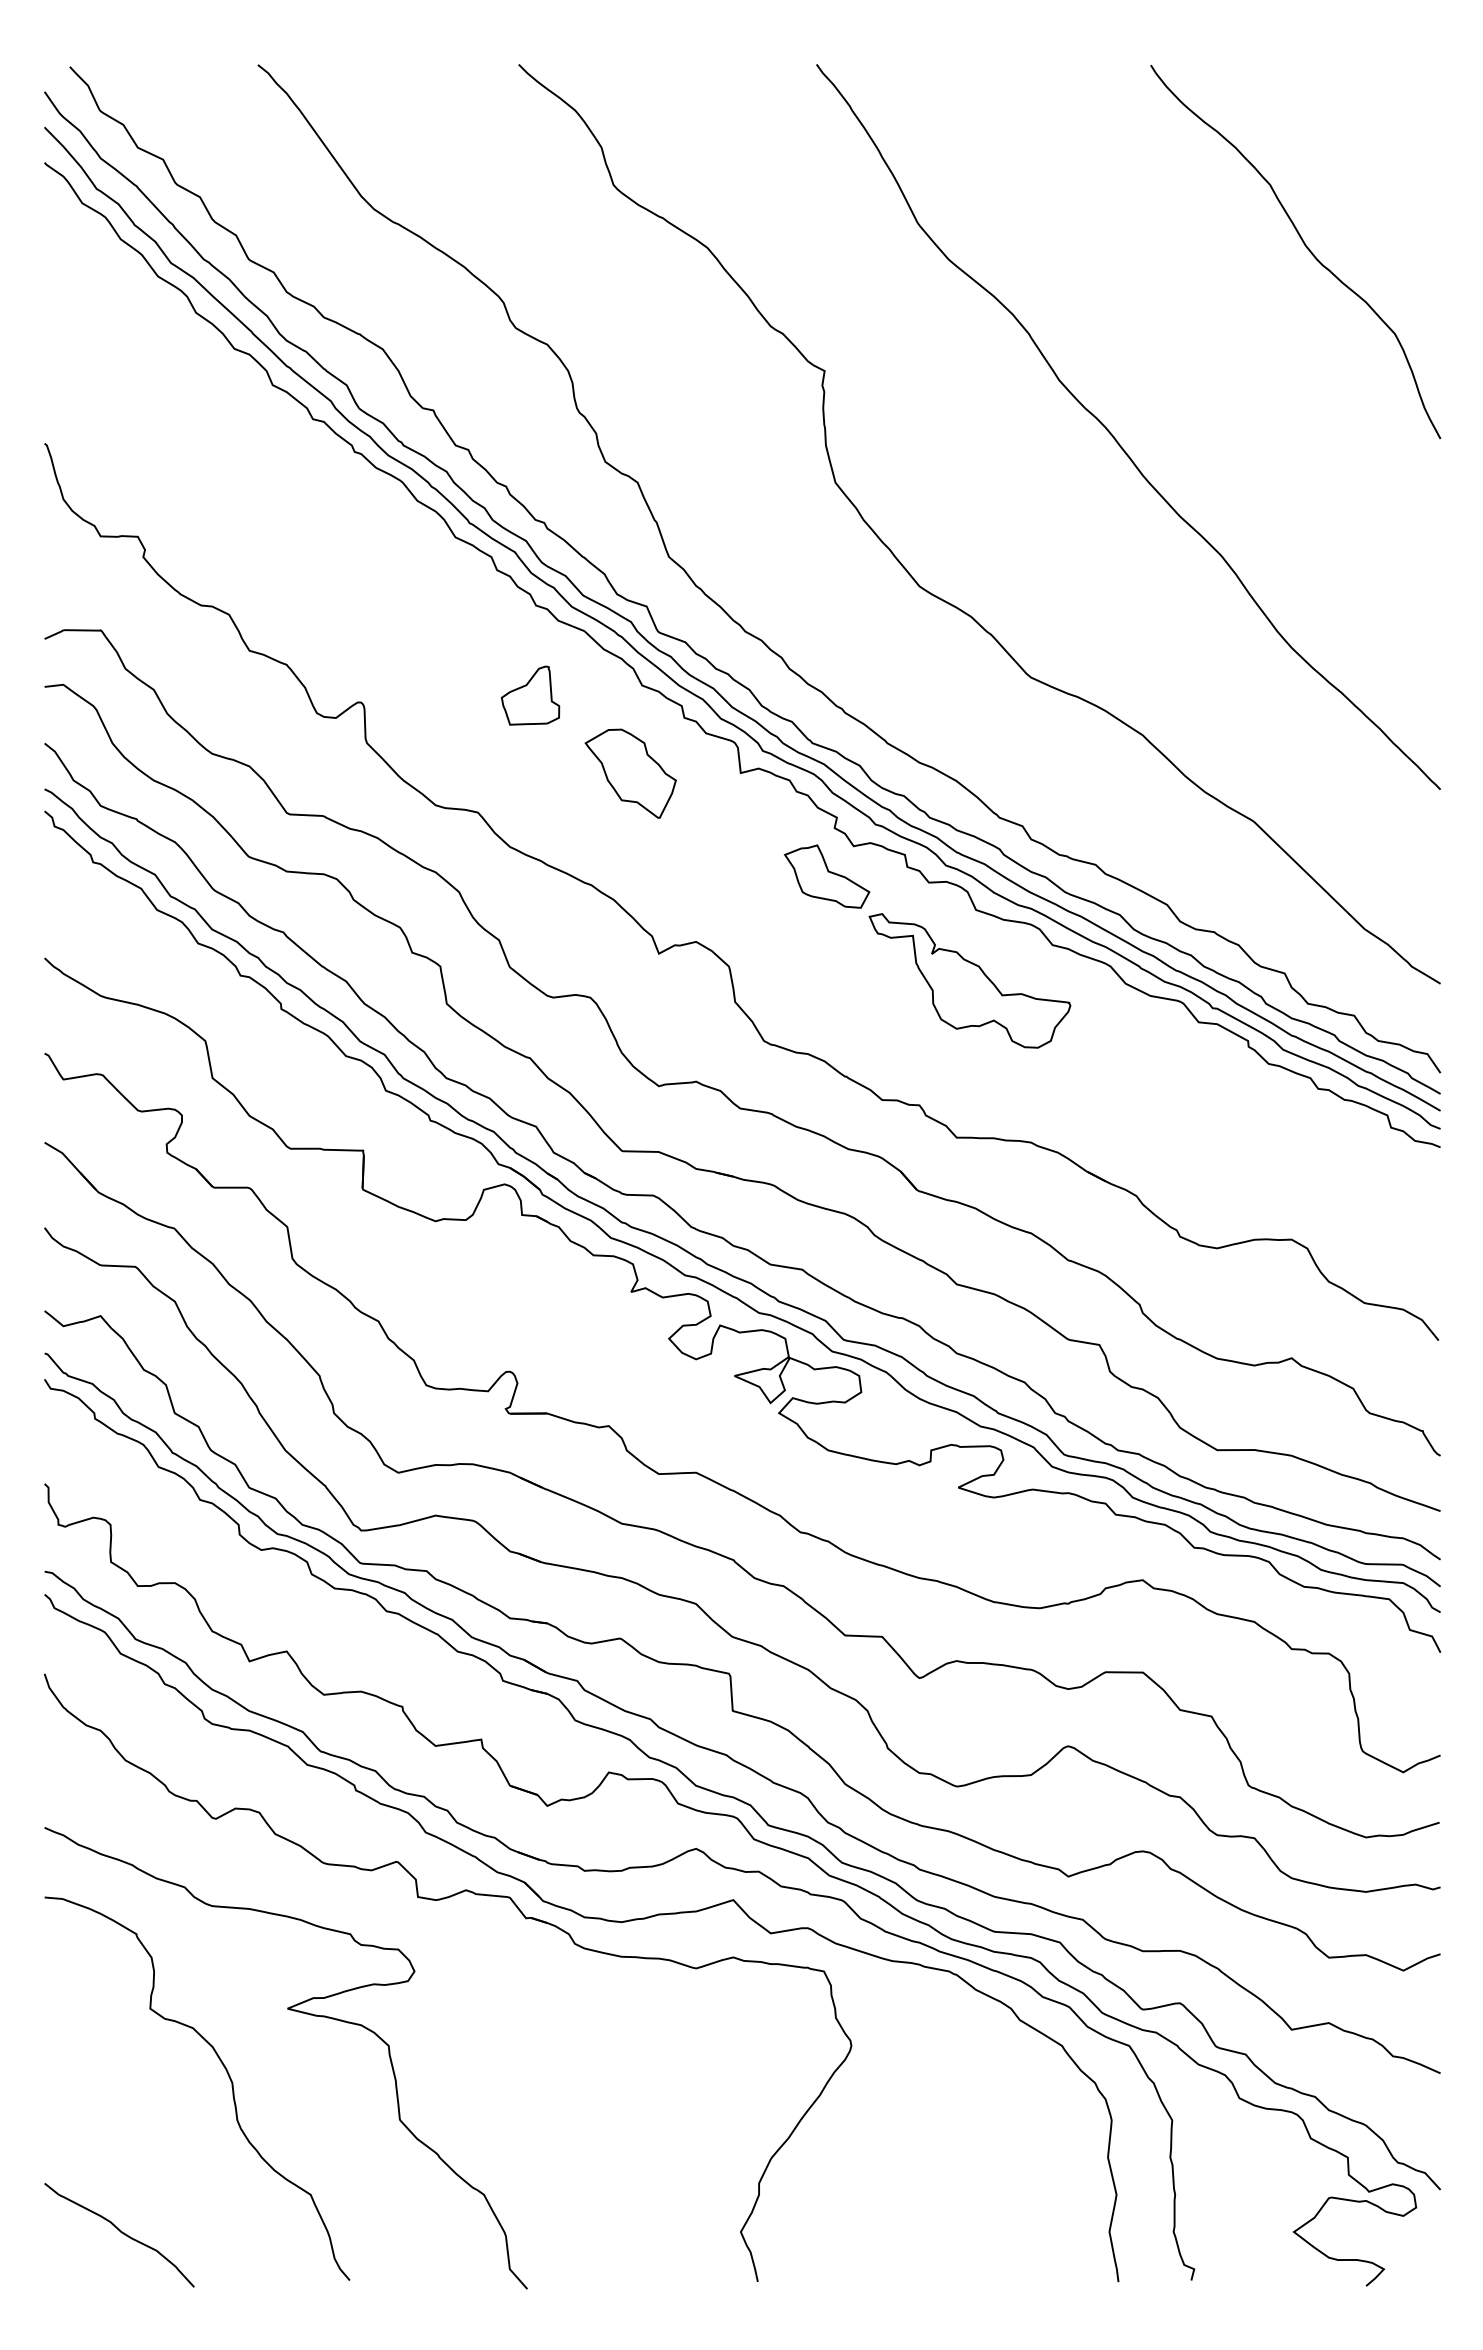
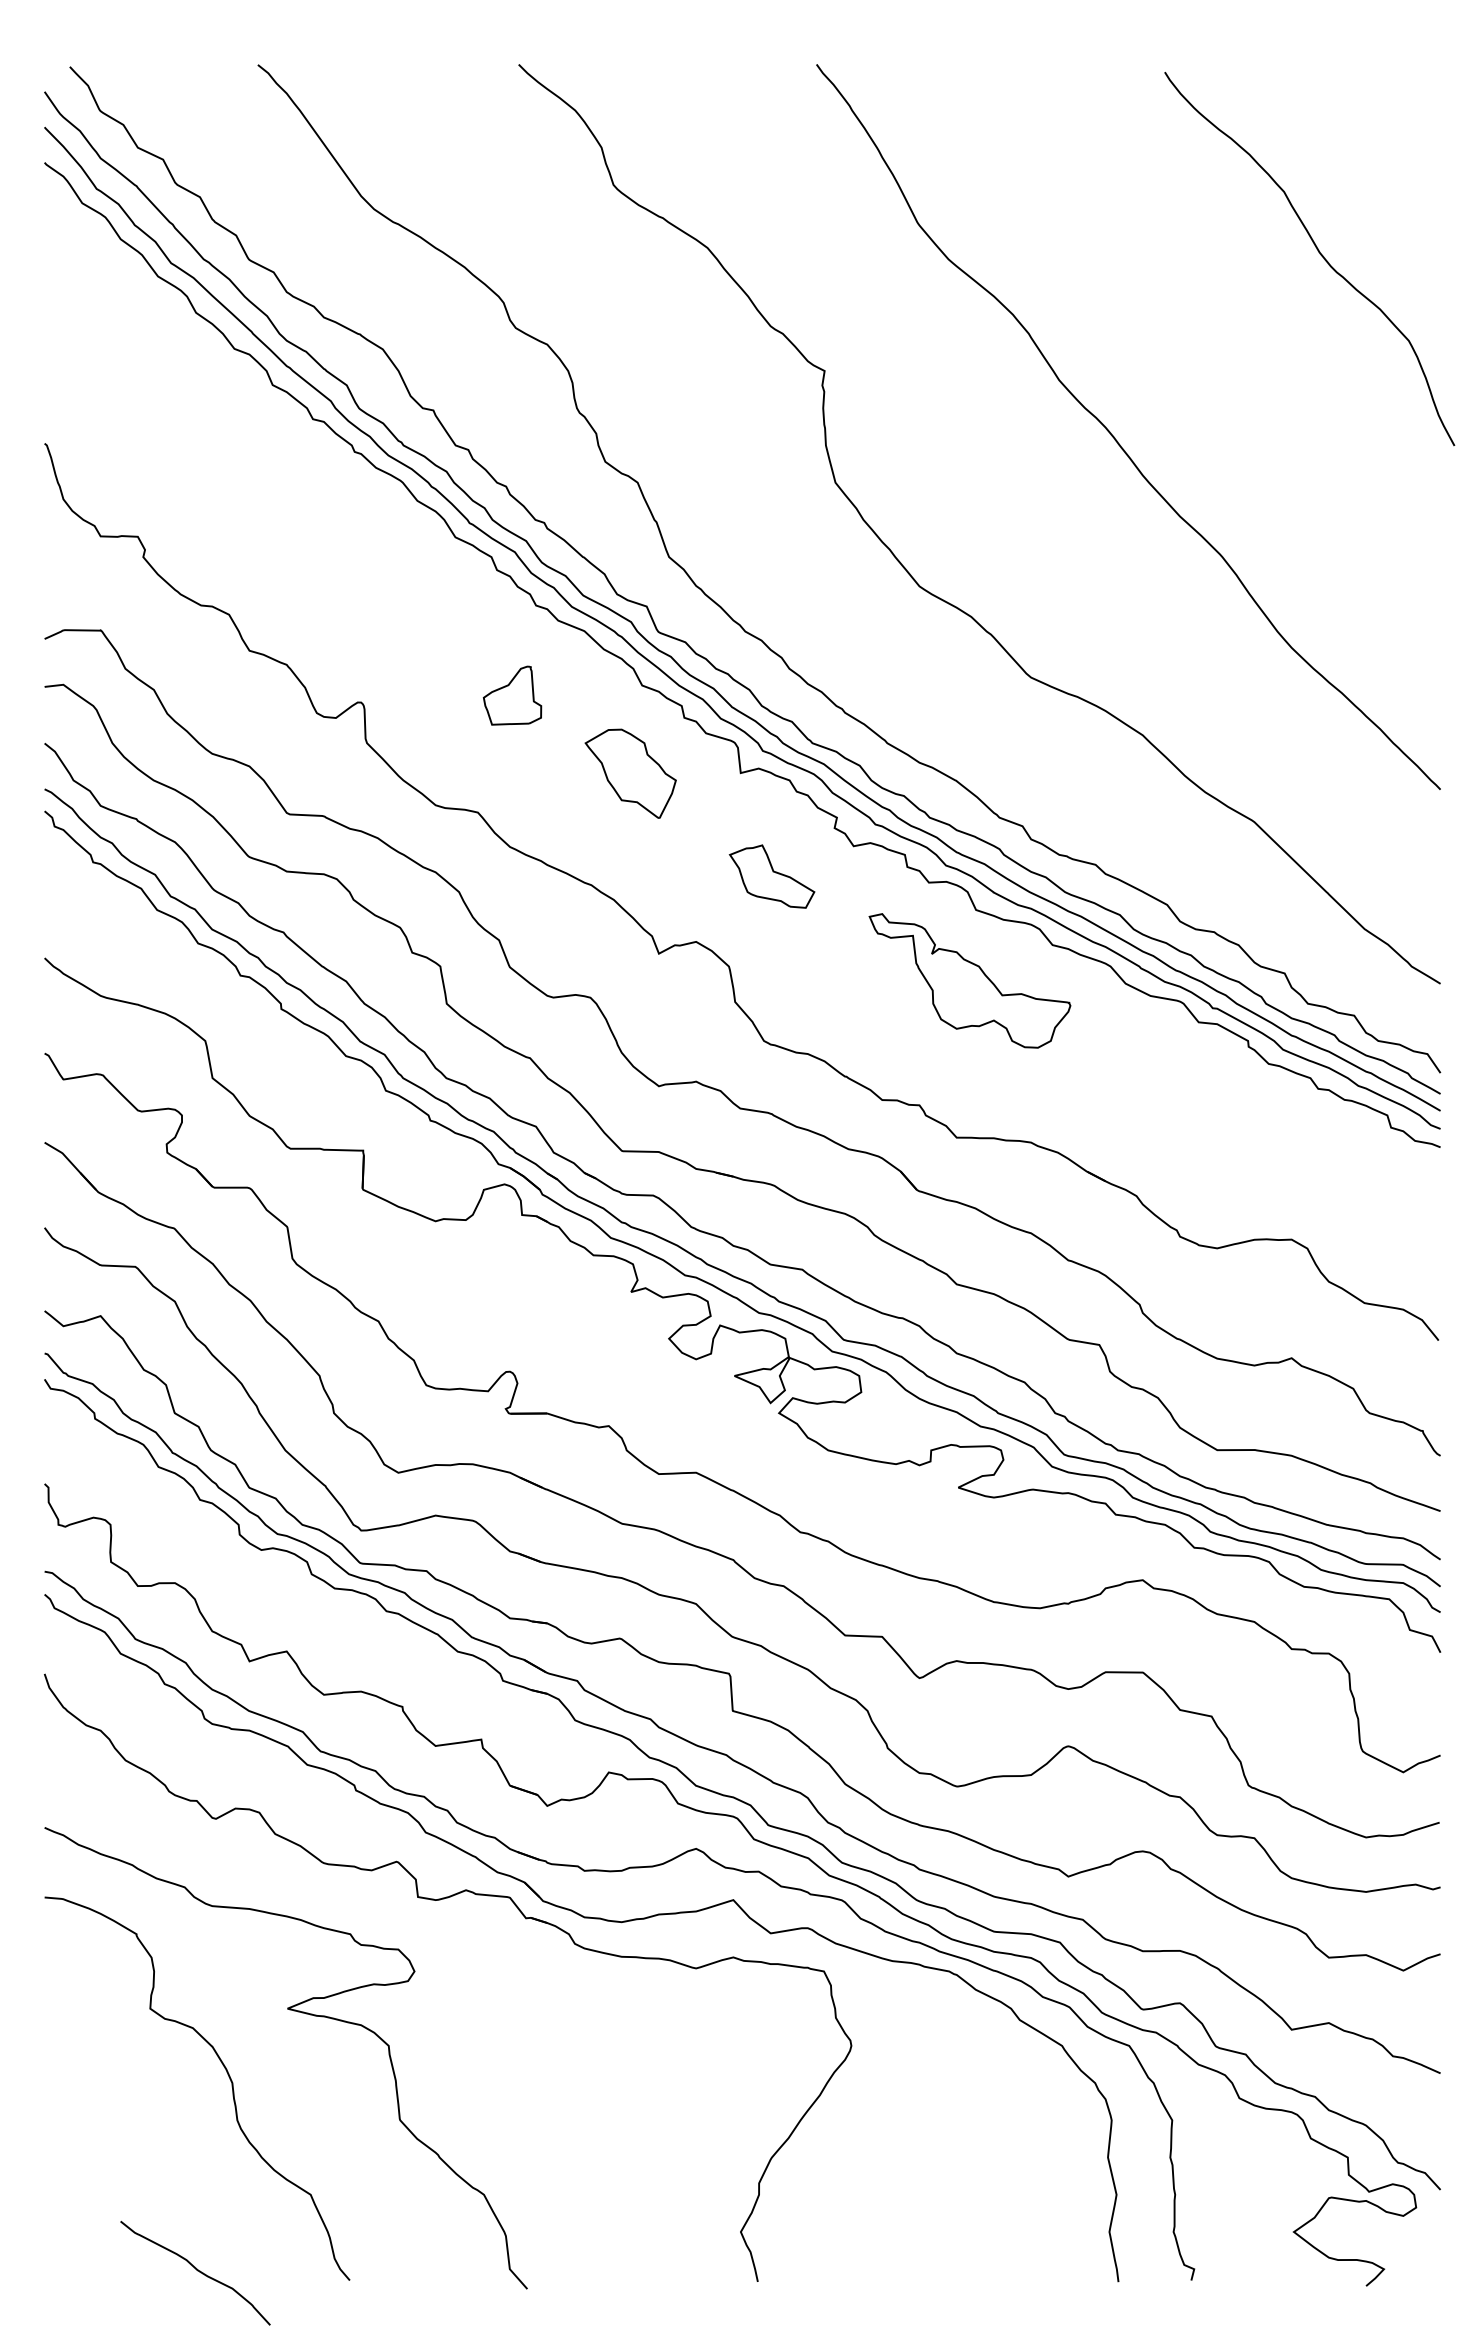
curve position: (1304, 245) -> (1318, 252) (1318, 252)
part position: (530, 695) -> (512, 695) (512, 695)
part position: (826, 876) -> (771, 876) (771, 876)
curve position: (121, 2233) -> (197, 2271) (197, 2271)
